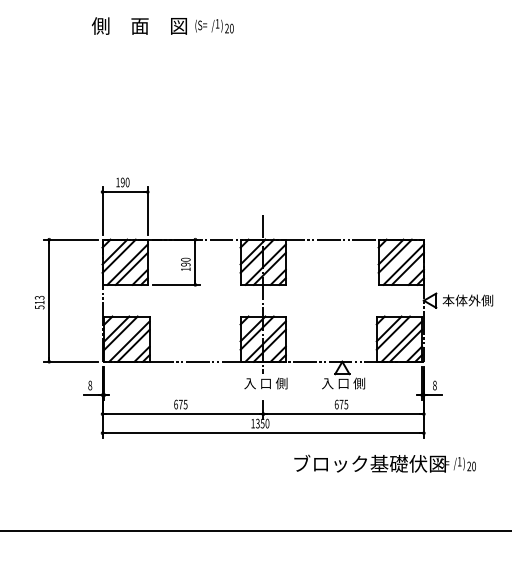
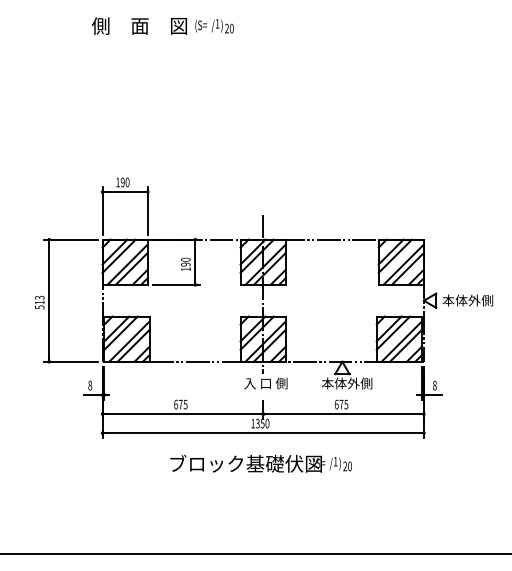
text: 入 口 側 -> 本体外側 (346, 383)
text position: (384, 463) -> (260, 463) (260, 463)
line position: (255, 530) -> (255, 553) (255, 553)
